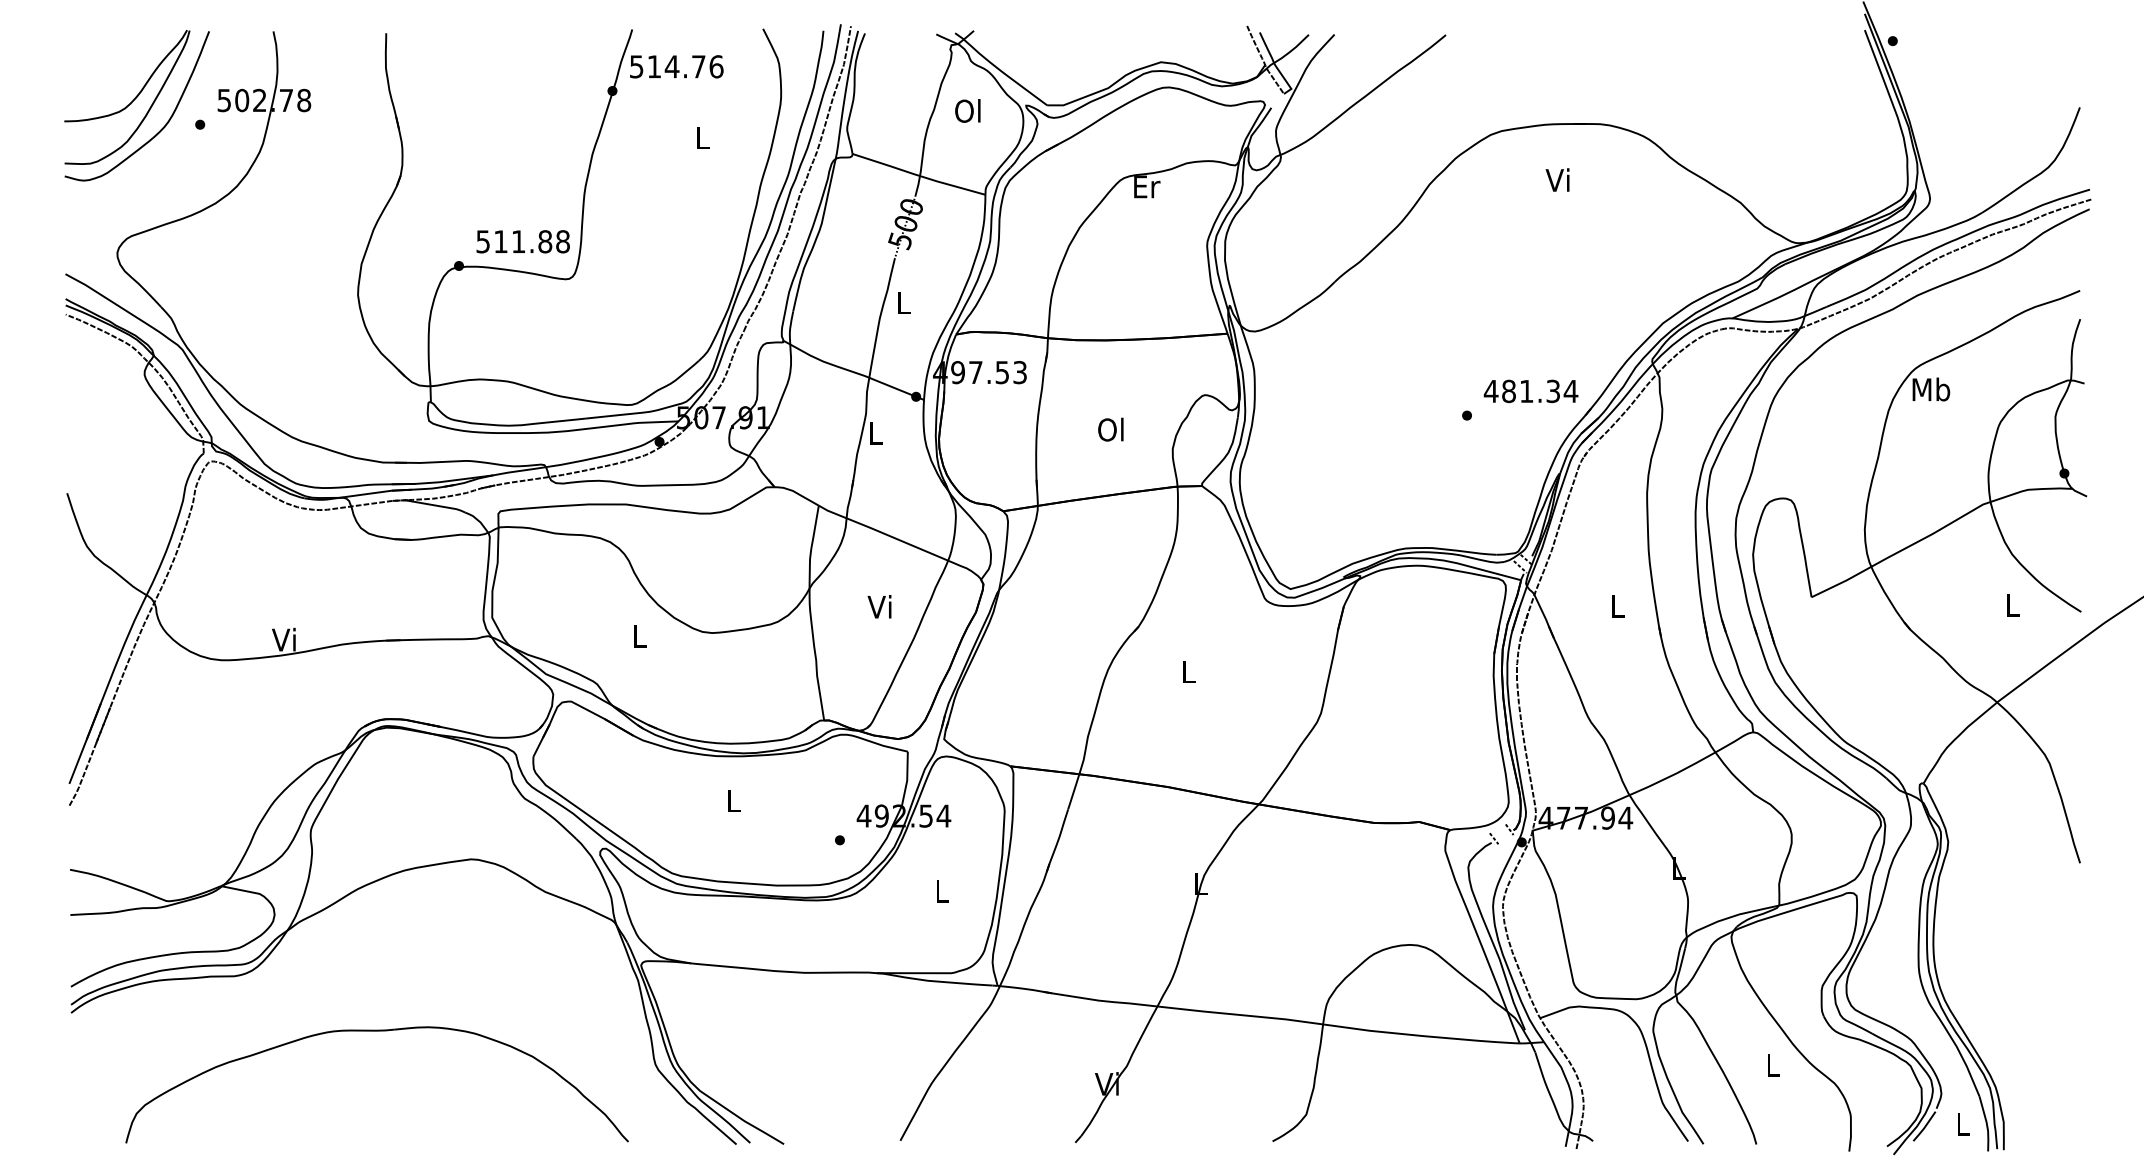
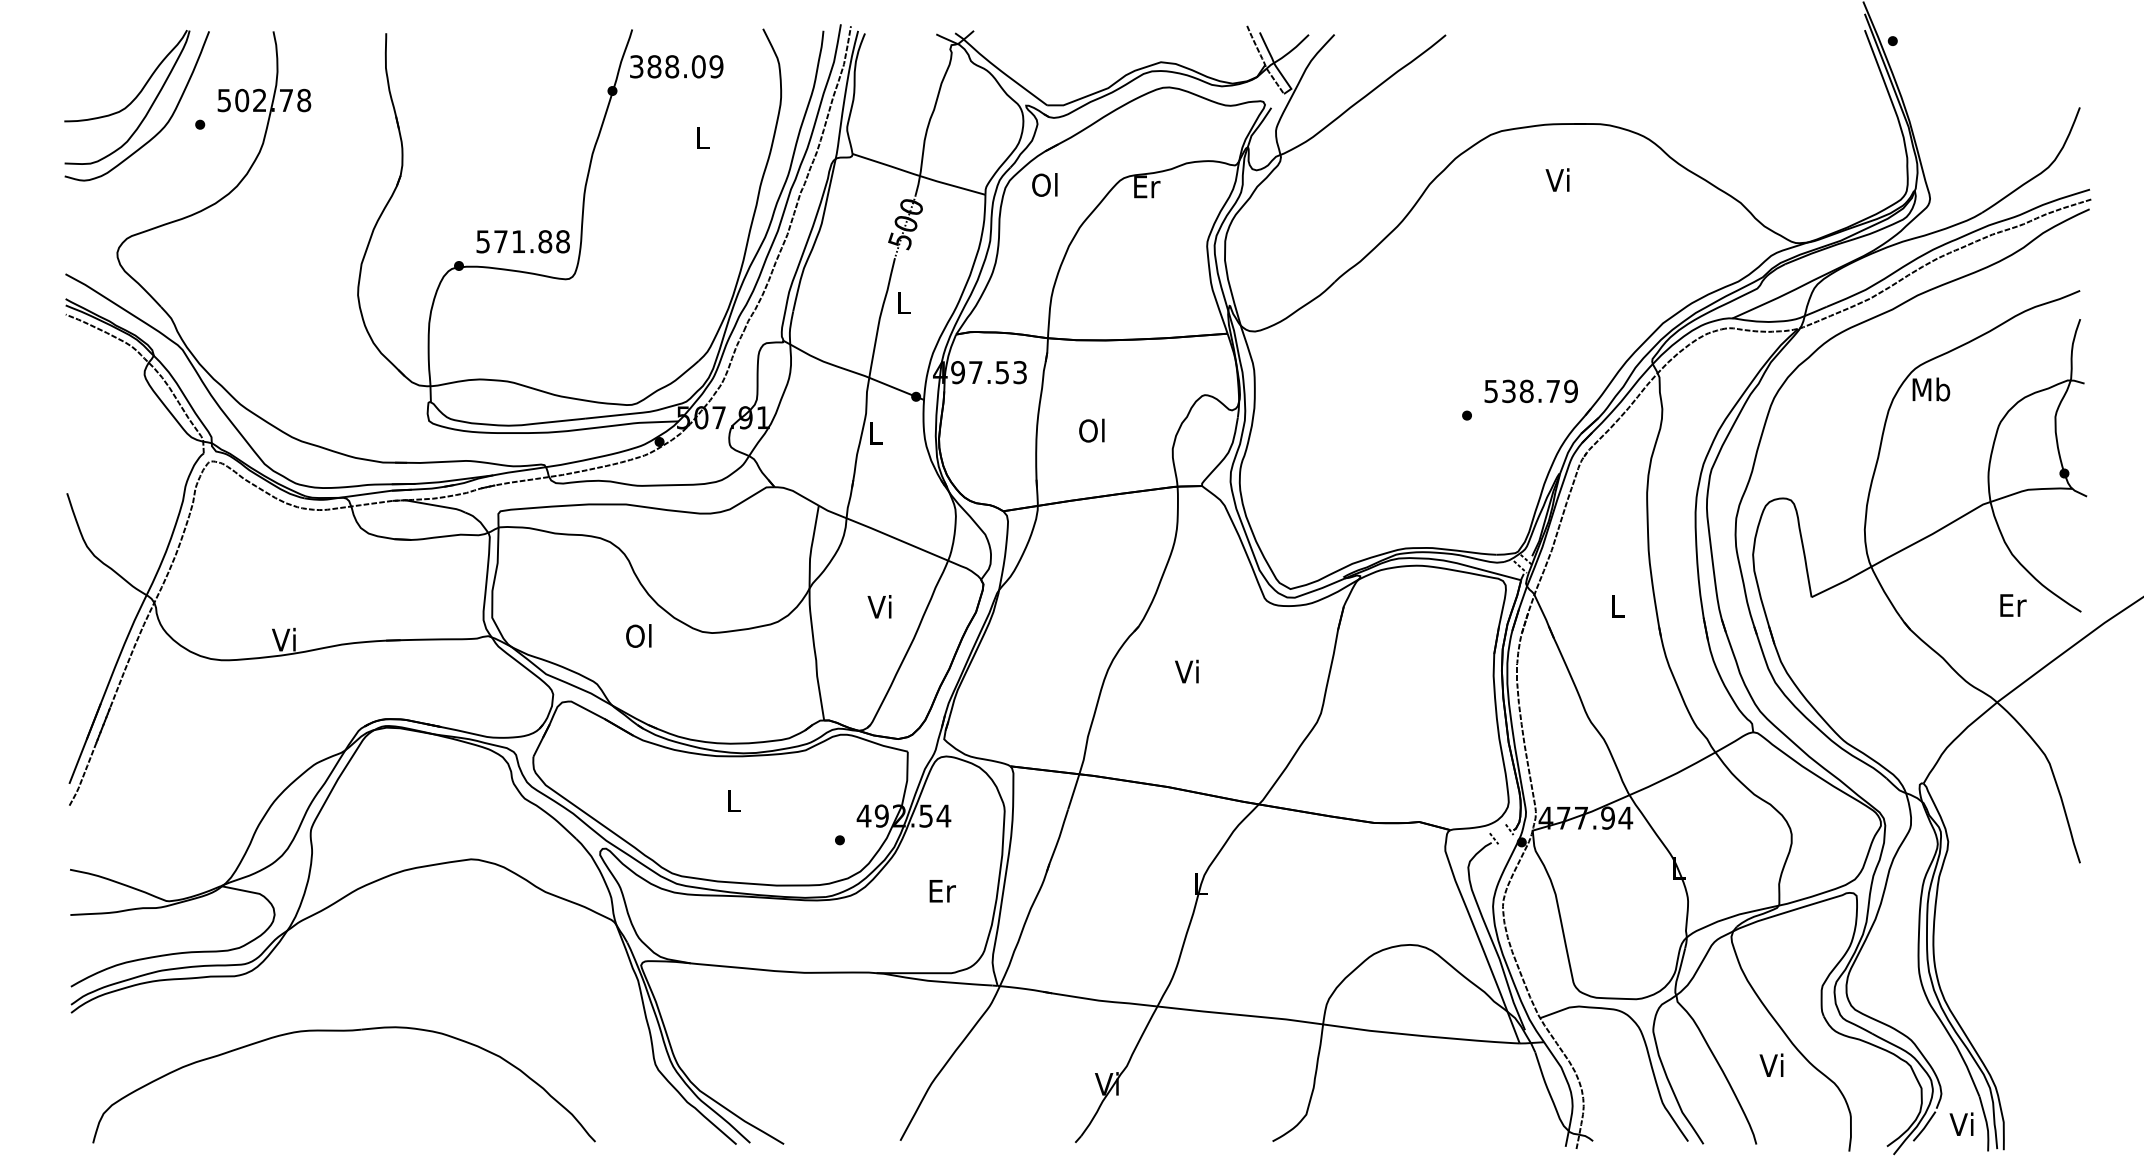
text: 514.76 -> 388.09 (676, 66)
text position: (967, 110) -> (1044, 184) (1044, 184)
text: 511.88 -> 571.88 (500, 241)
text: 481.34 -> 538.79 (1530, 391)
text position: (1110, 429) -> (1091, 430) (1091, 430)
text: L -> Er (2013, 605)
text: L -> Ol (638, 635)
text: L -> Vi (1186, 671)
text: L -> Er (942, 891)
part position: (376, 1031) -> (343, 1031) (343, 1031)
text: L -> Vi (1771, 1064)
text: L -> Vi (1961, 1123)
